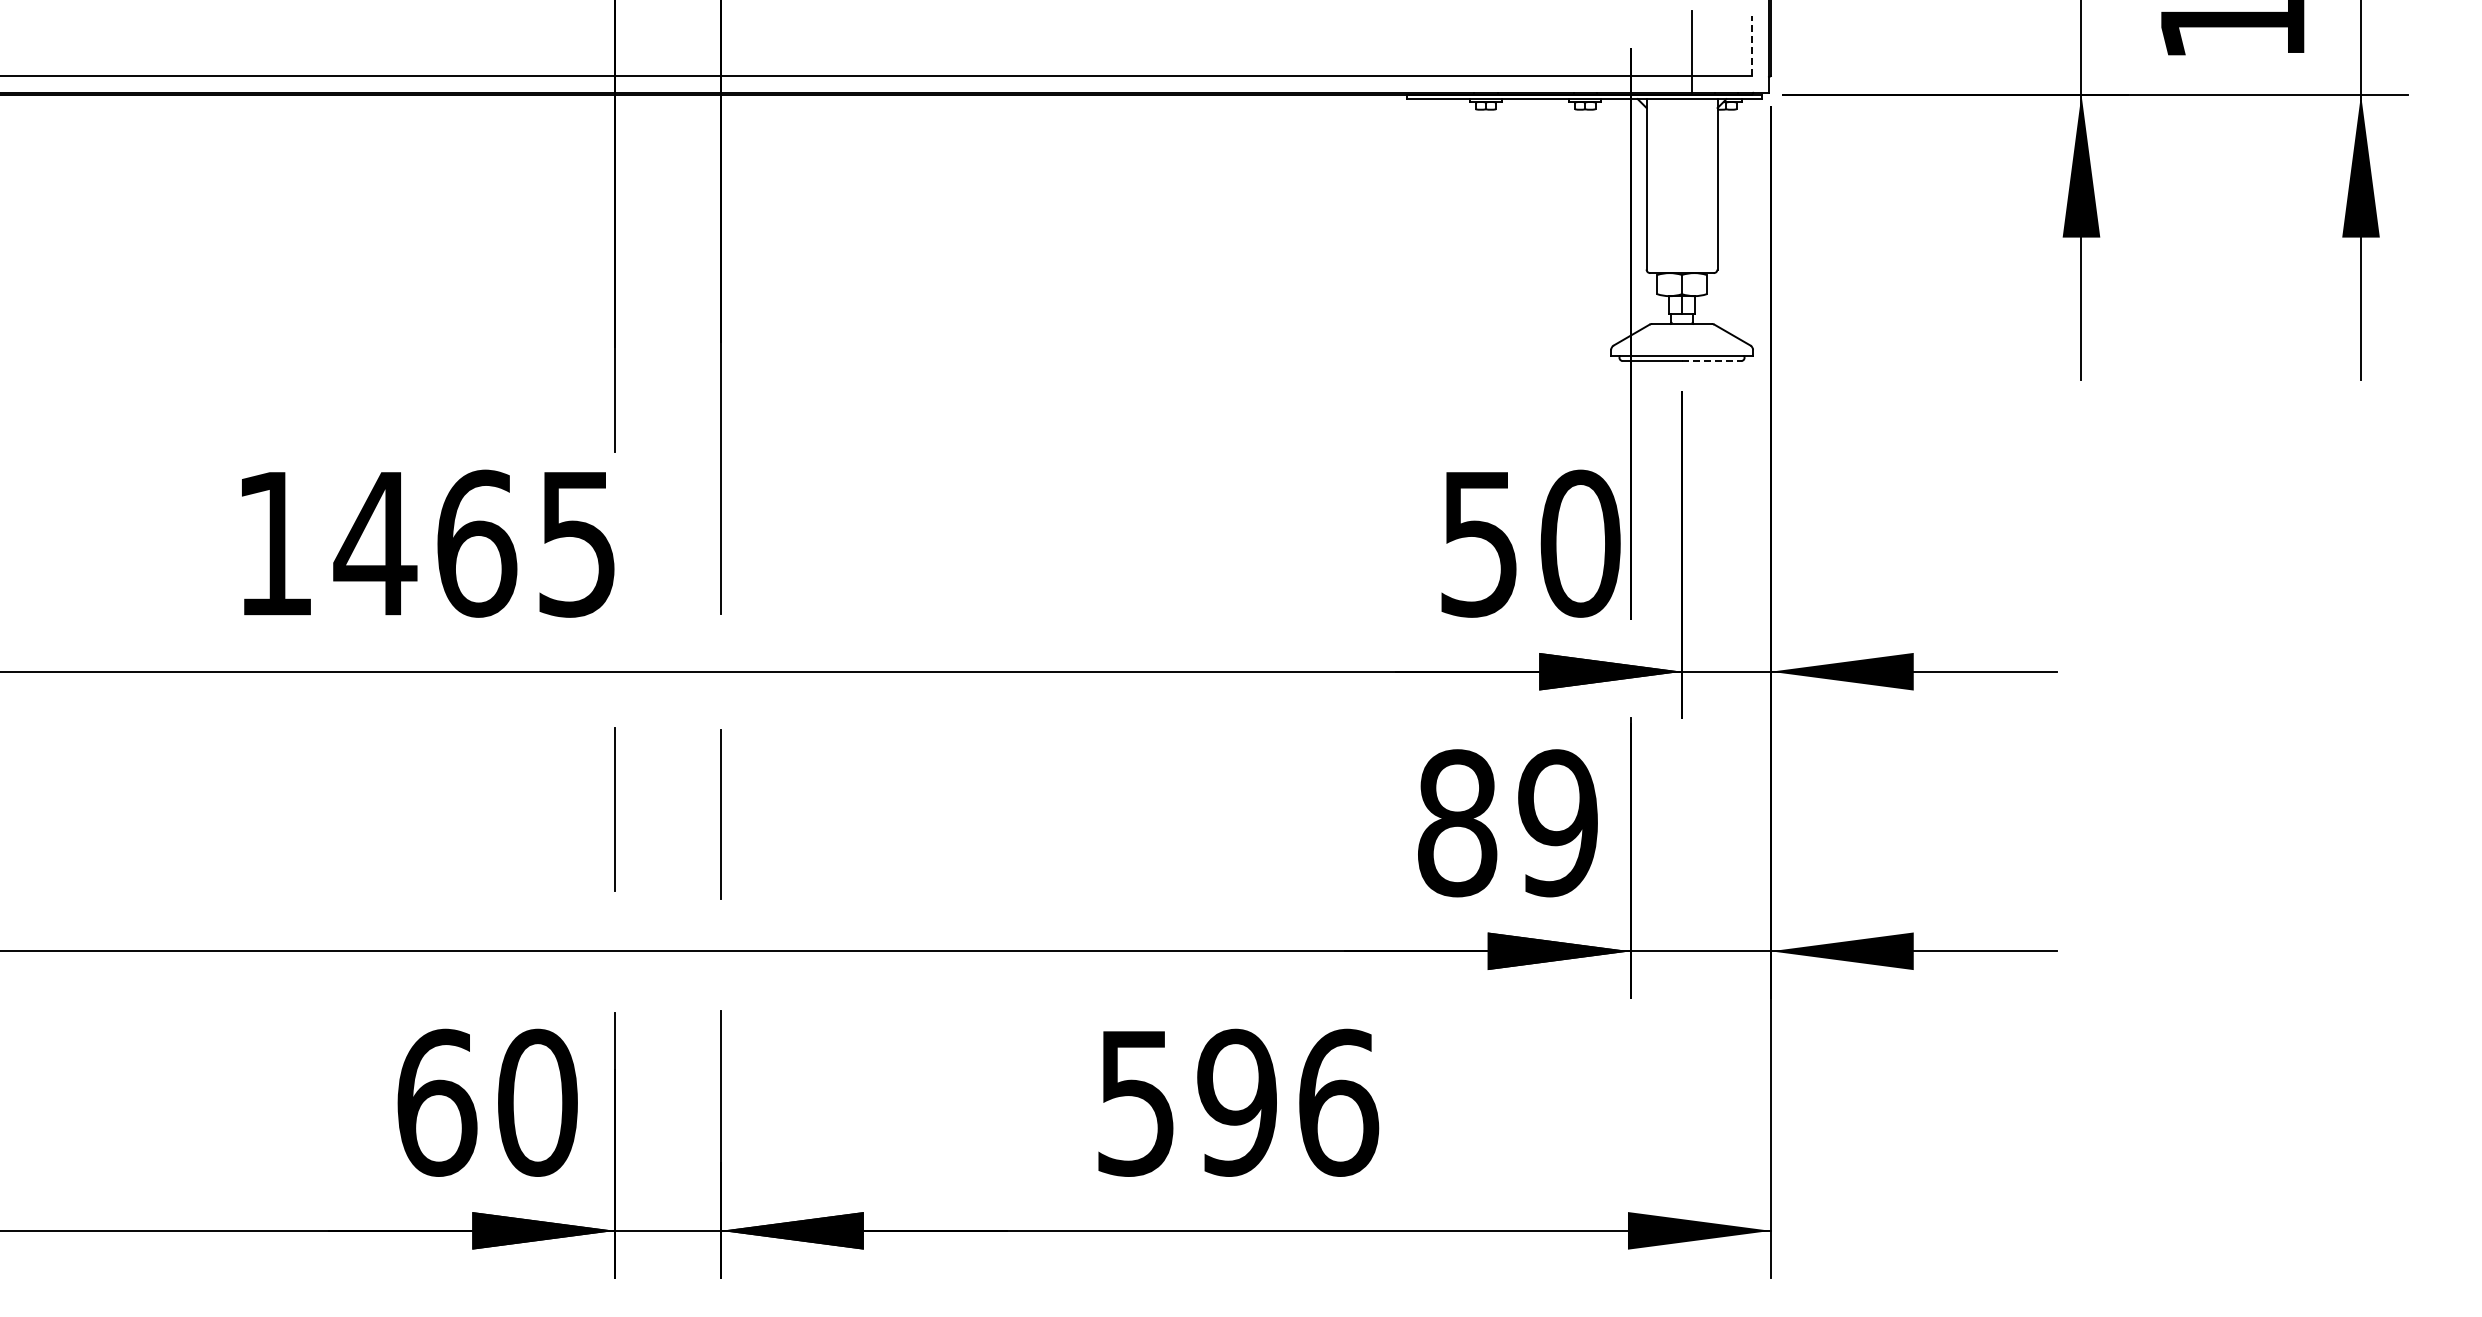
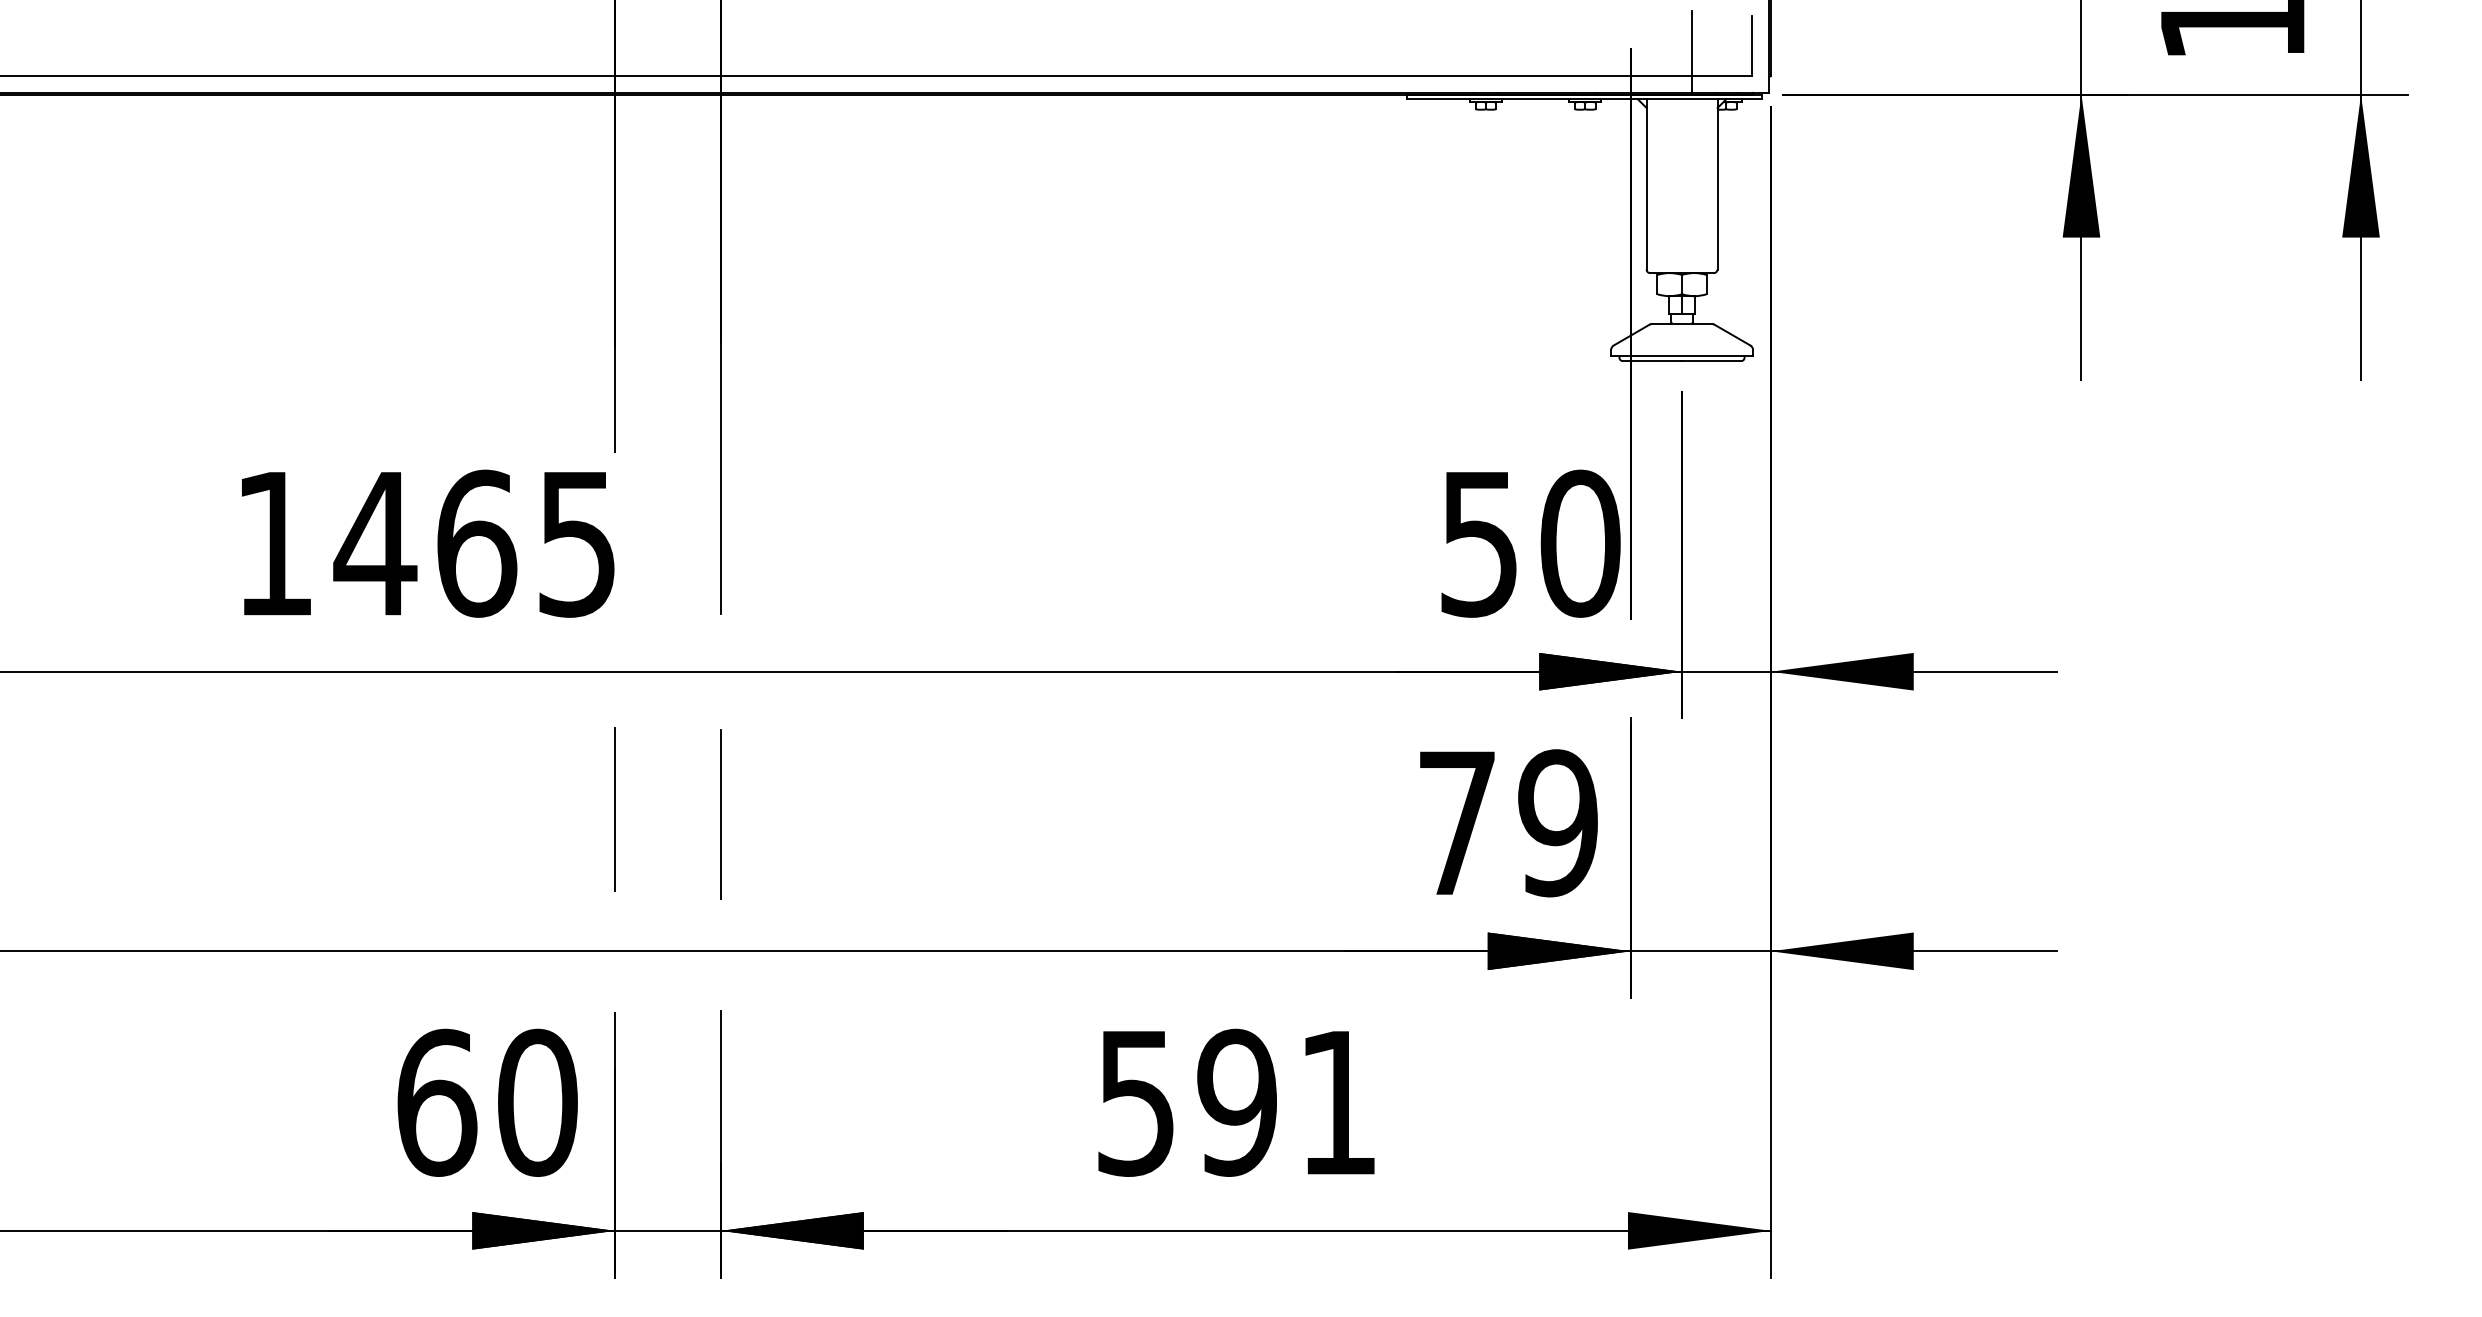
line: dashed -> solid (1752, 46)
line: dashed -> solid (1711, 361)
text: 89 -> 79 (1457, 823)
text: 596 -> 591 (1339, 1102)
